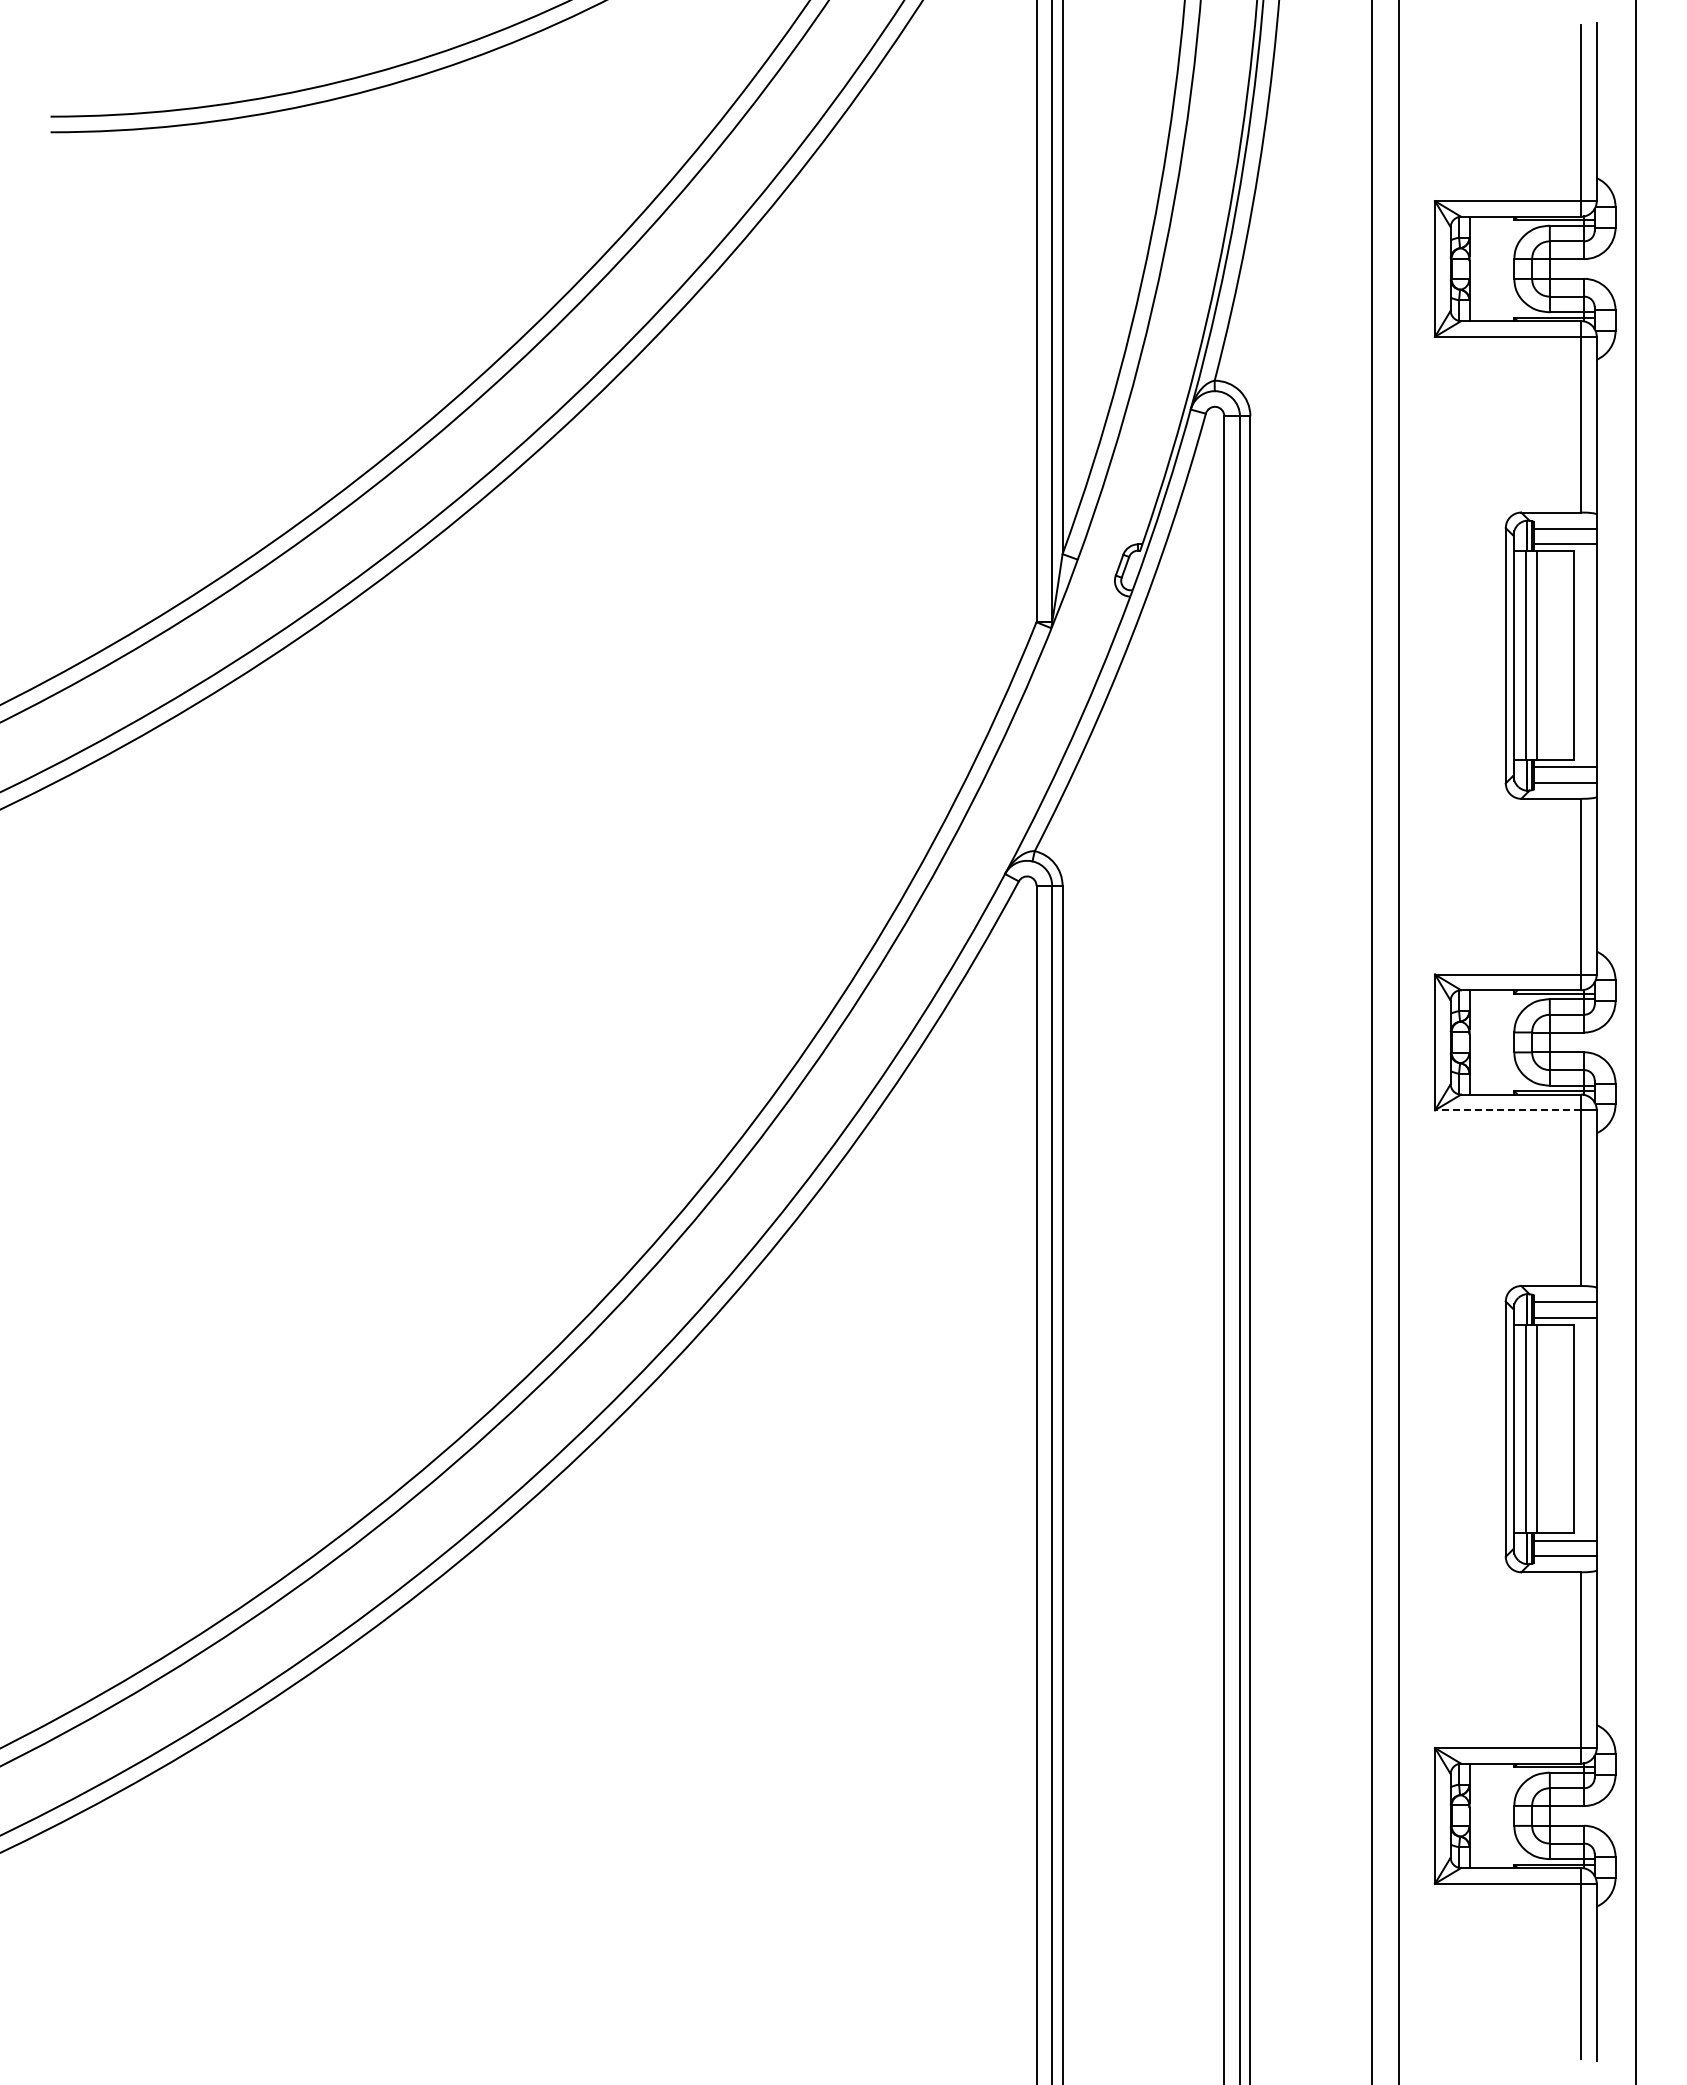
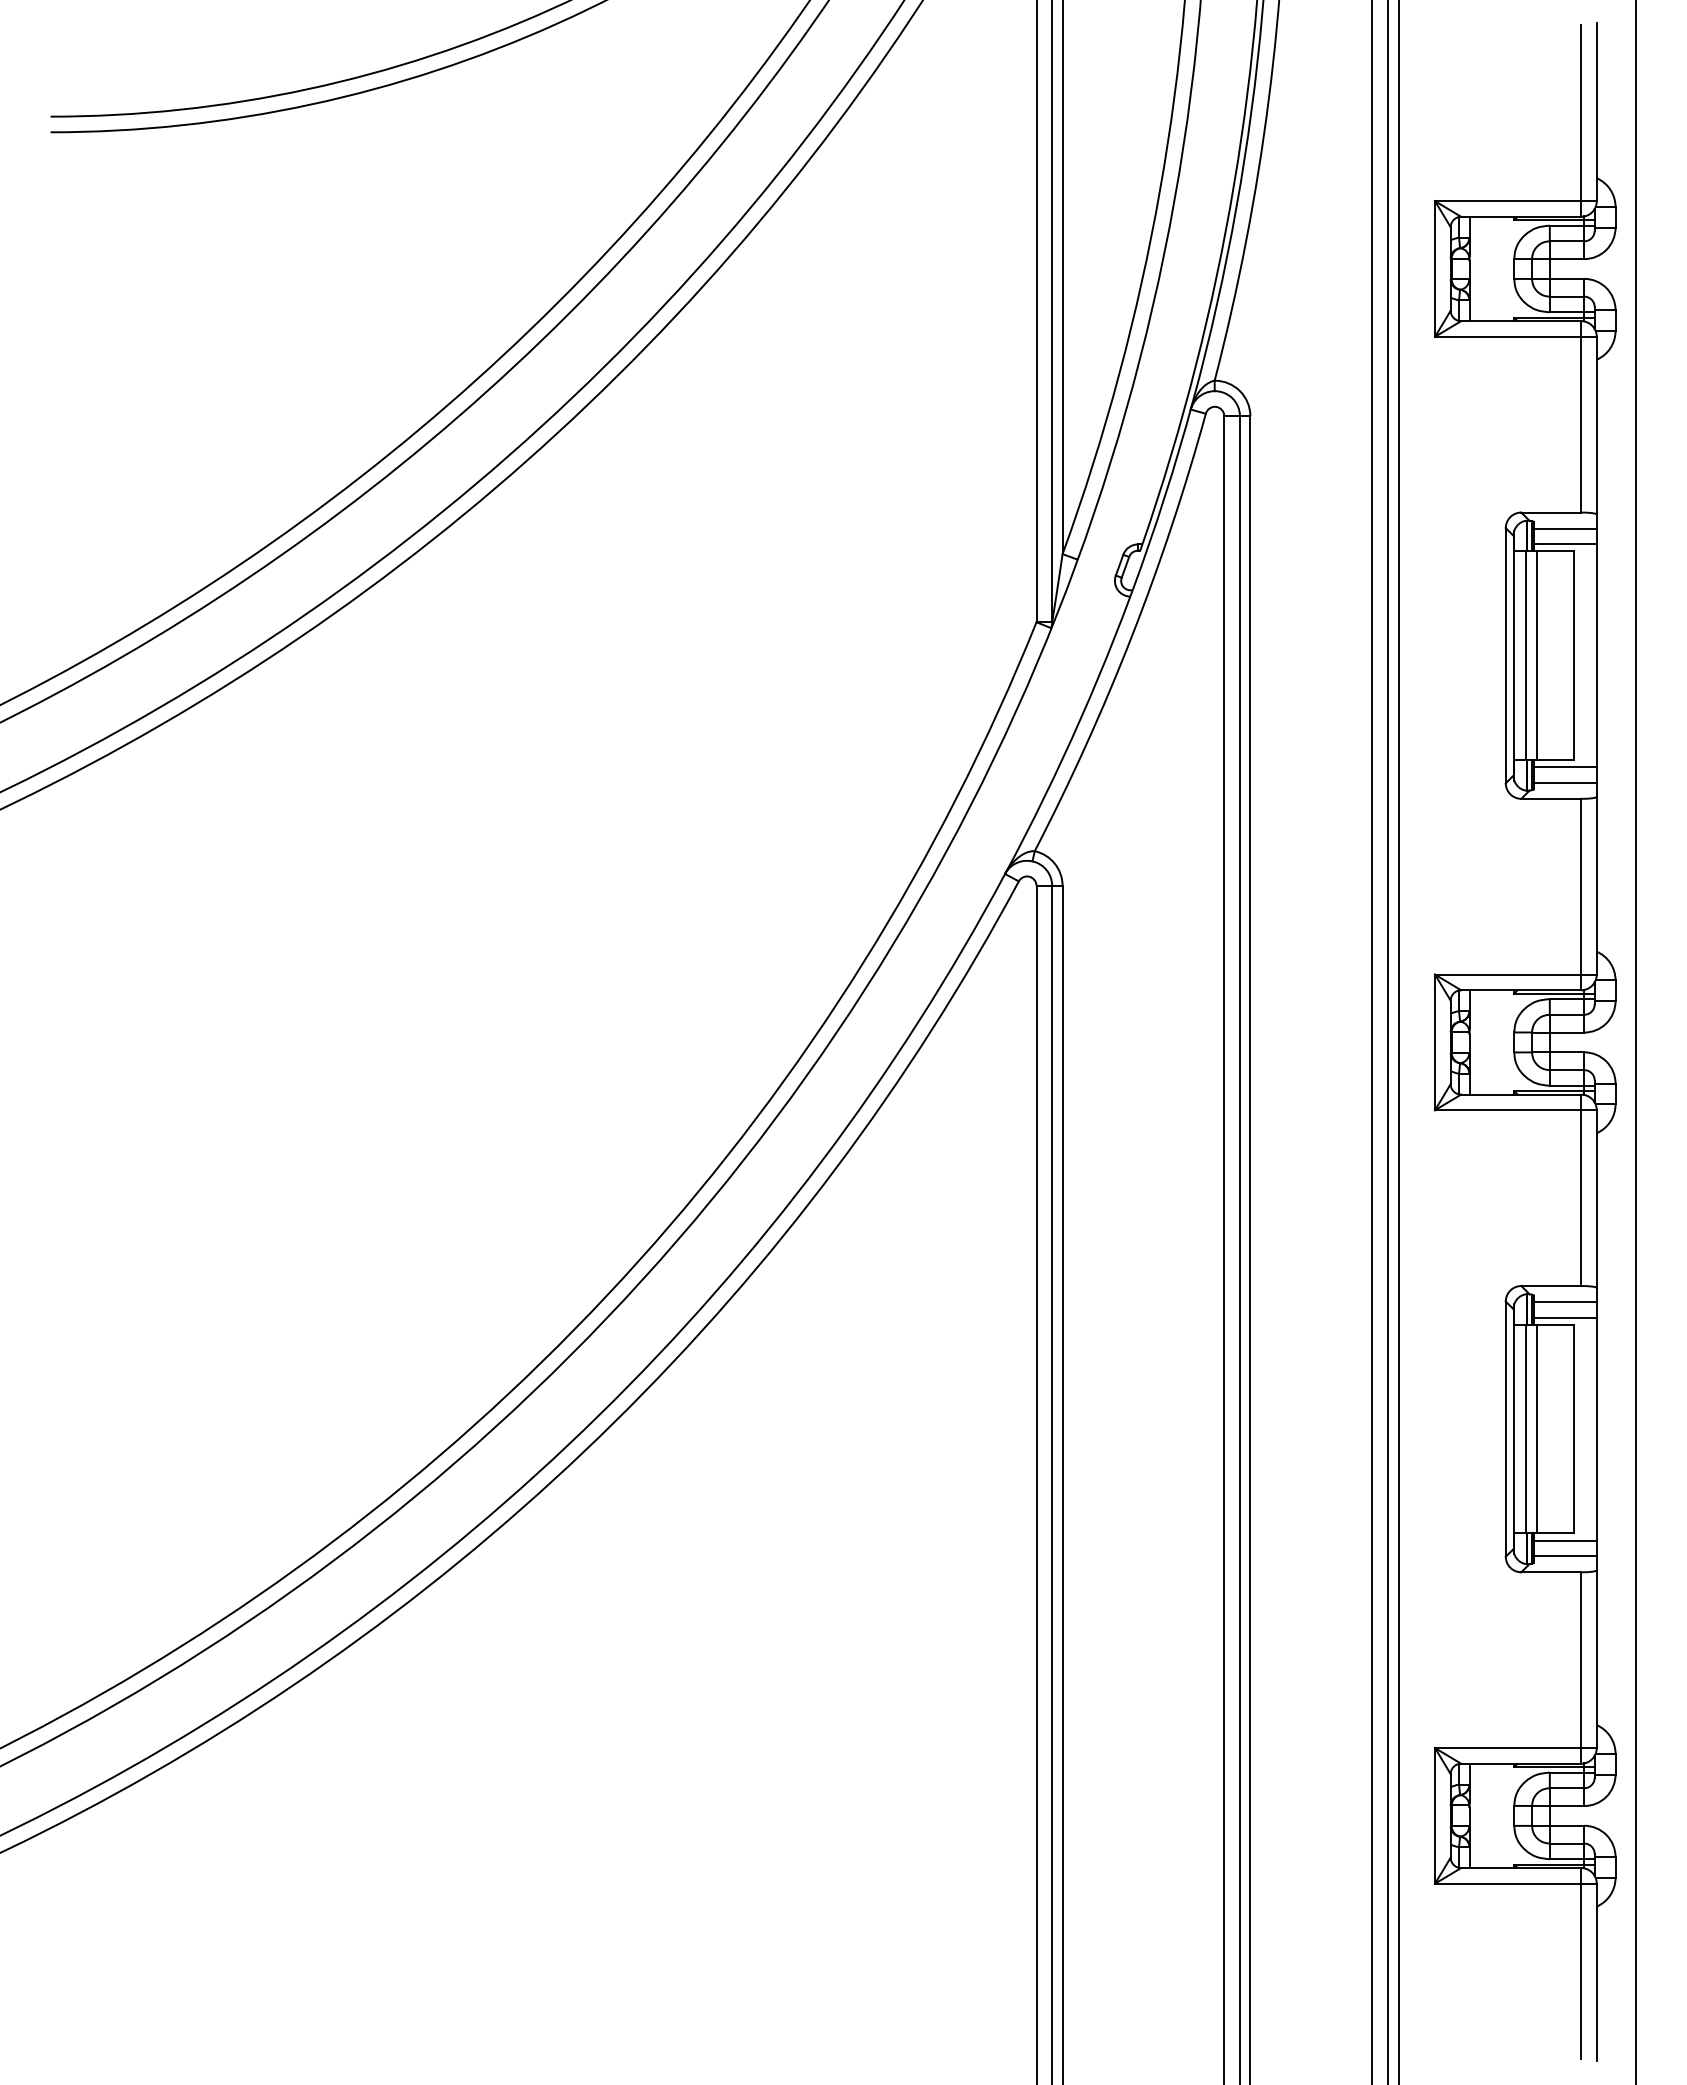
line: none -> present (1388, 1041)
line: dashed -> solid (1507, 1110)
